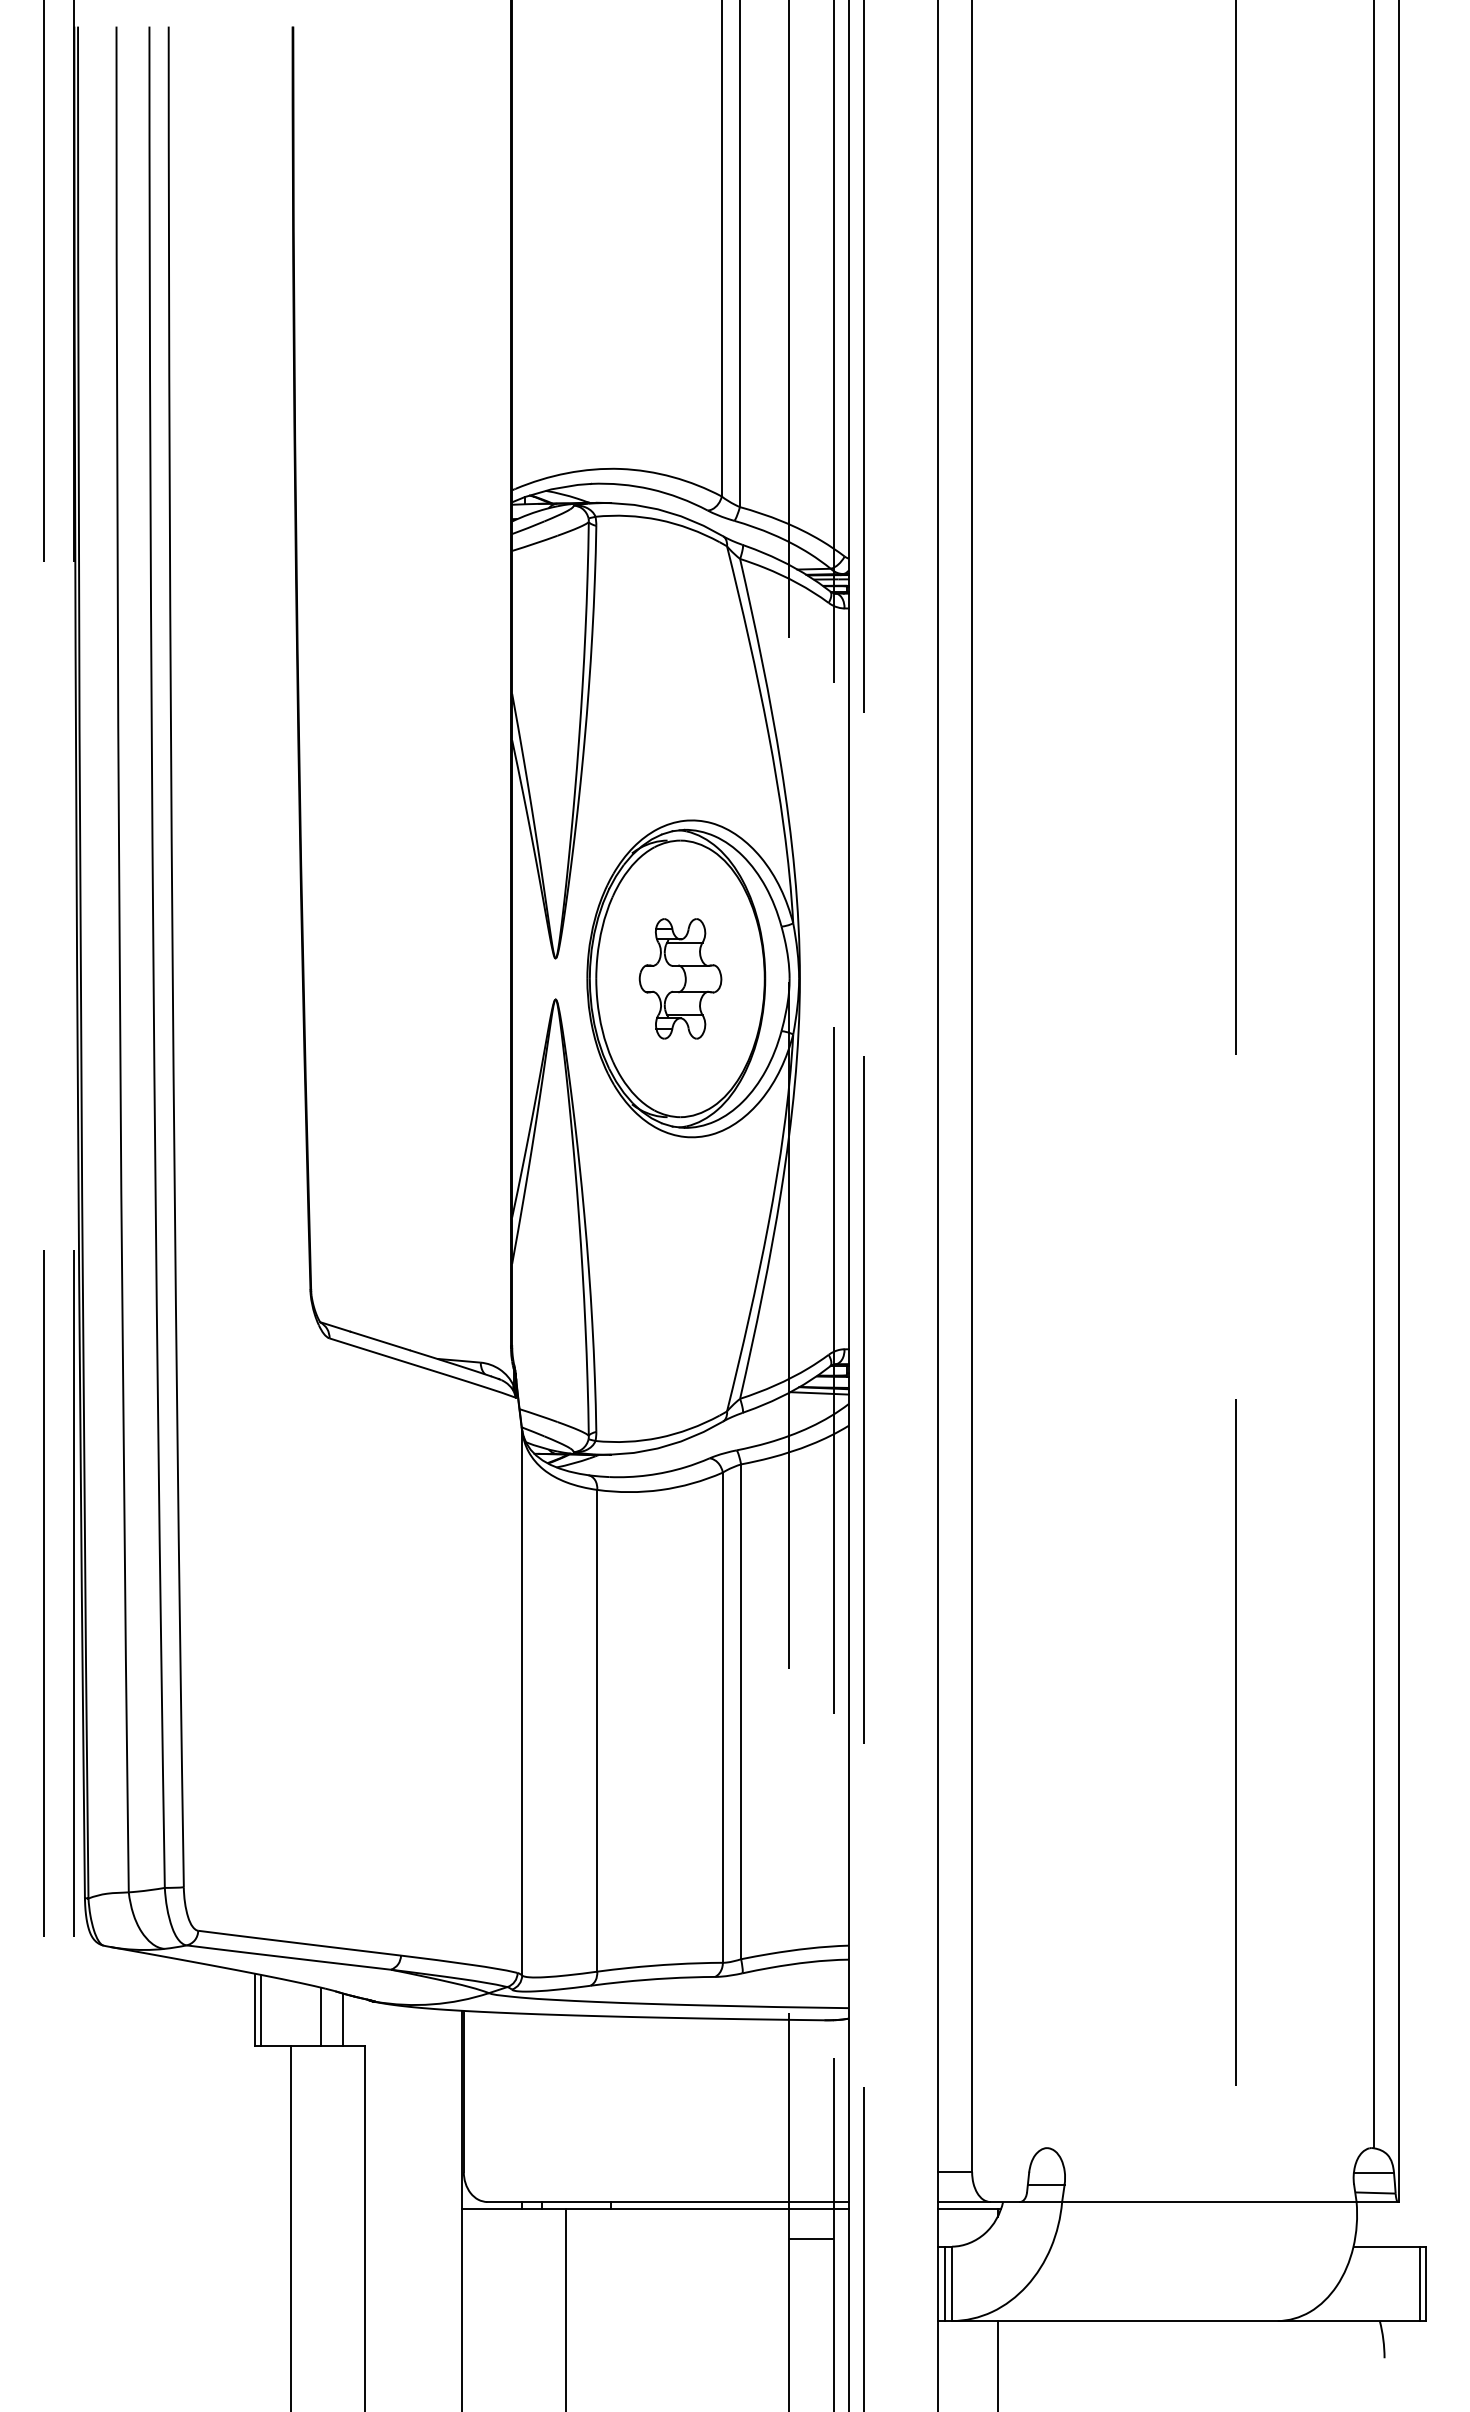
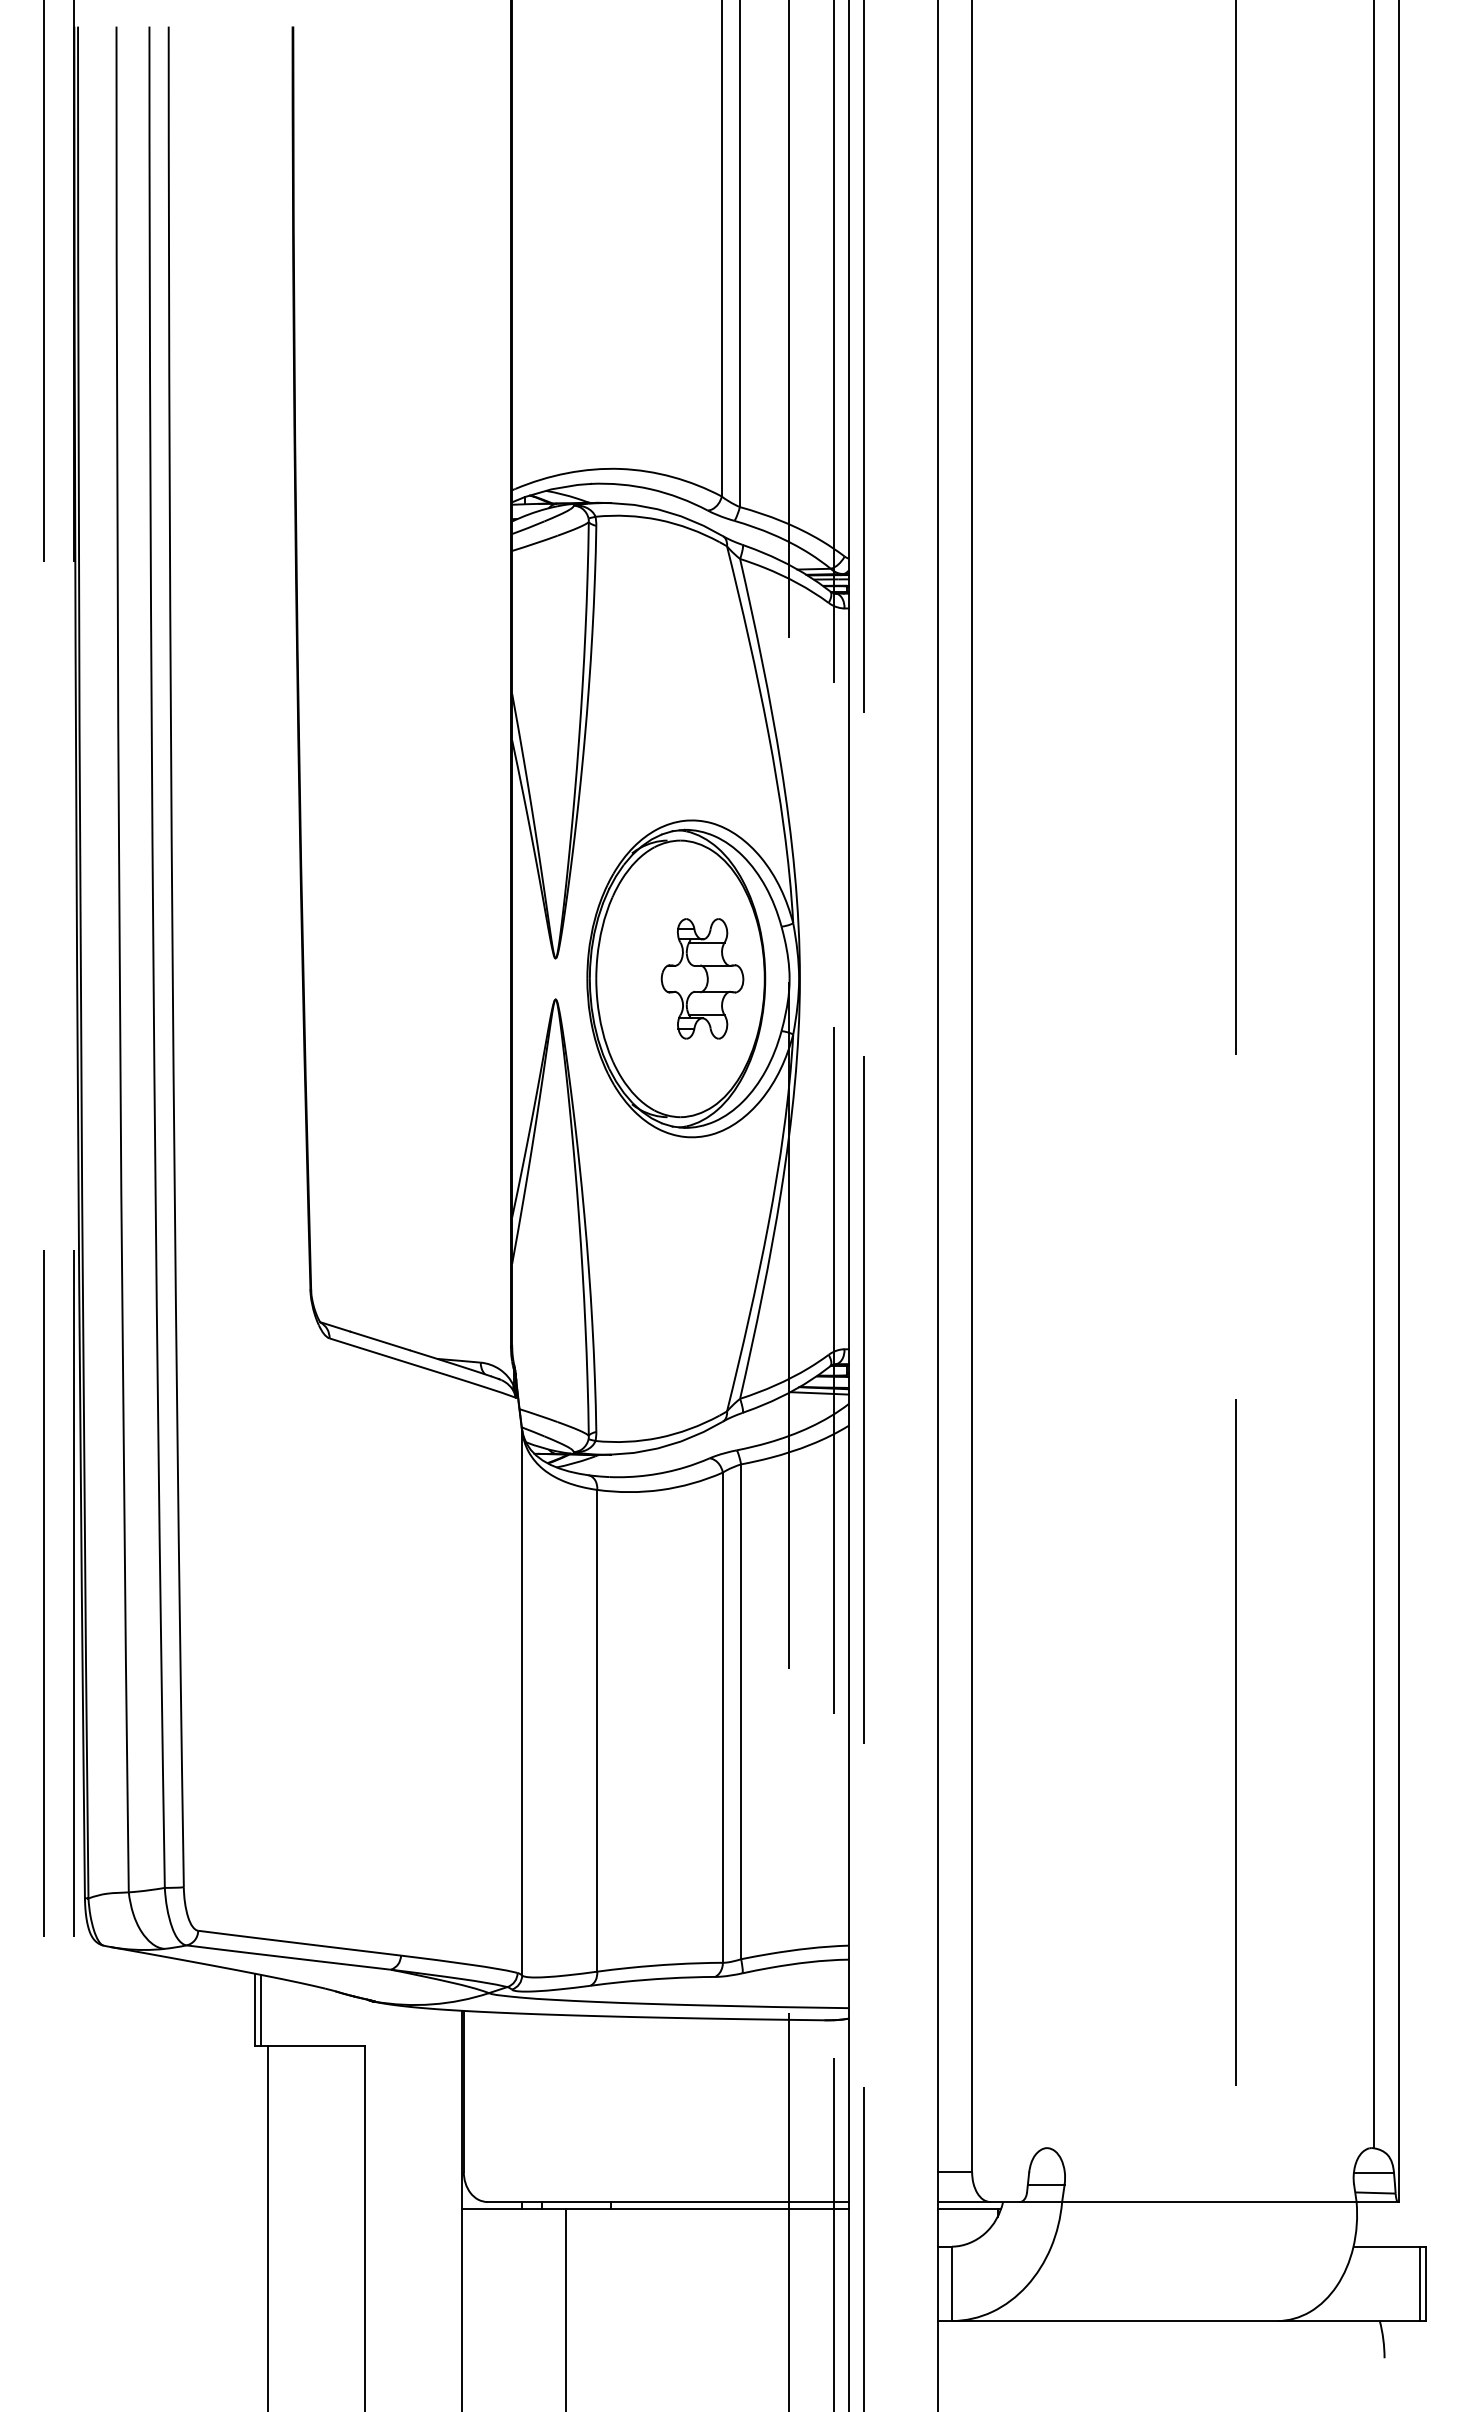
part position: (680, 978) -> (702, 978) (702, 978)
line: present -> none (320, 2016)
line: present -> none (342, 2019)
line position: (290, 2226) -> (267, 2226) (267, 2226)
line: present -> none (811, 2239)
line: present -> none (945, 2283)
line: present -> none (997, 2364)
